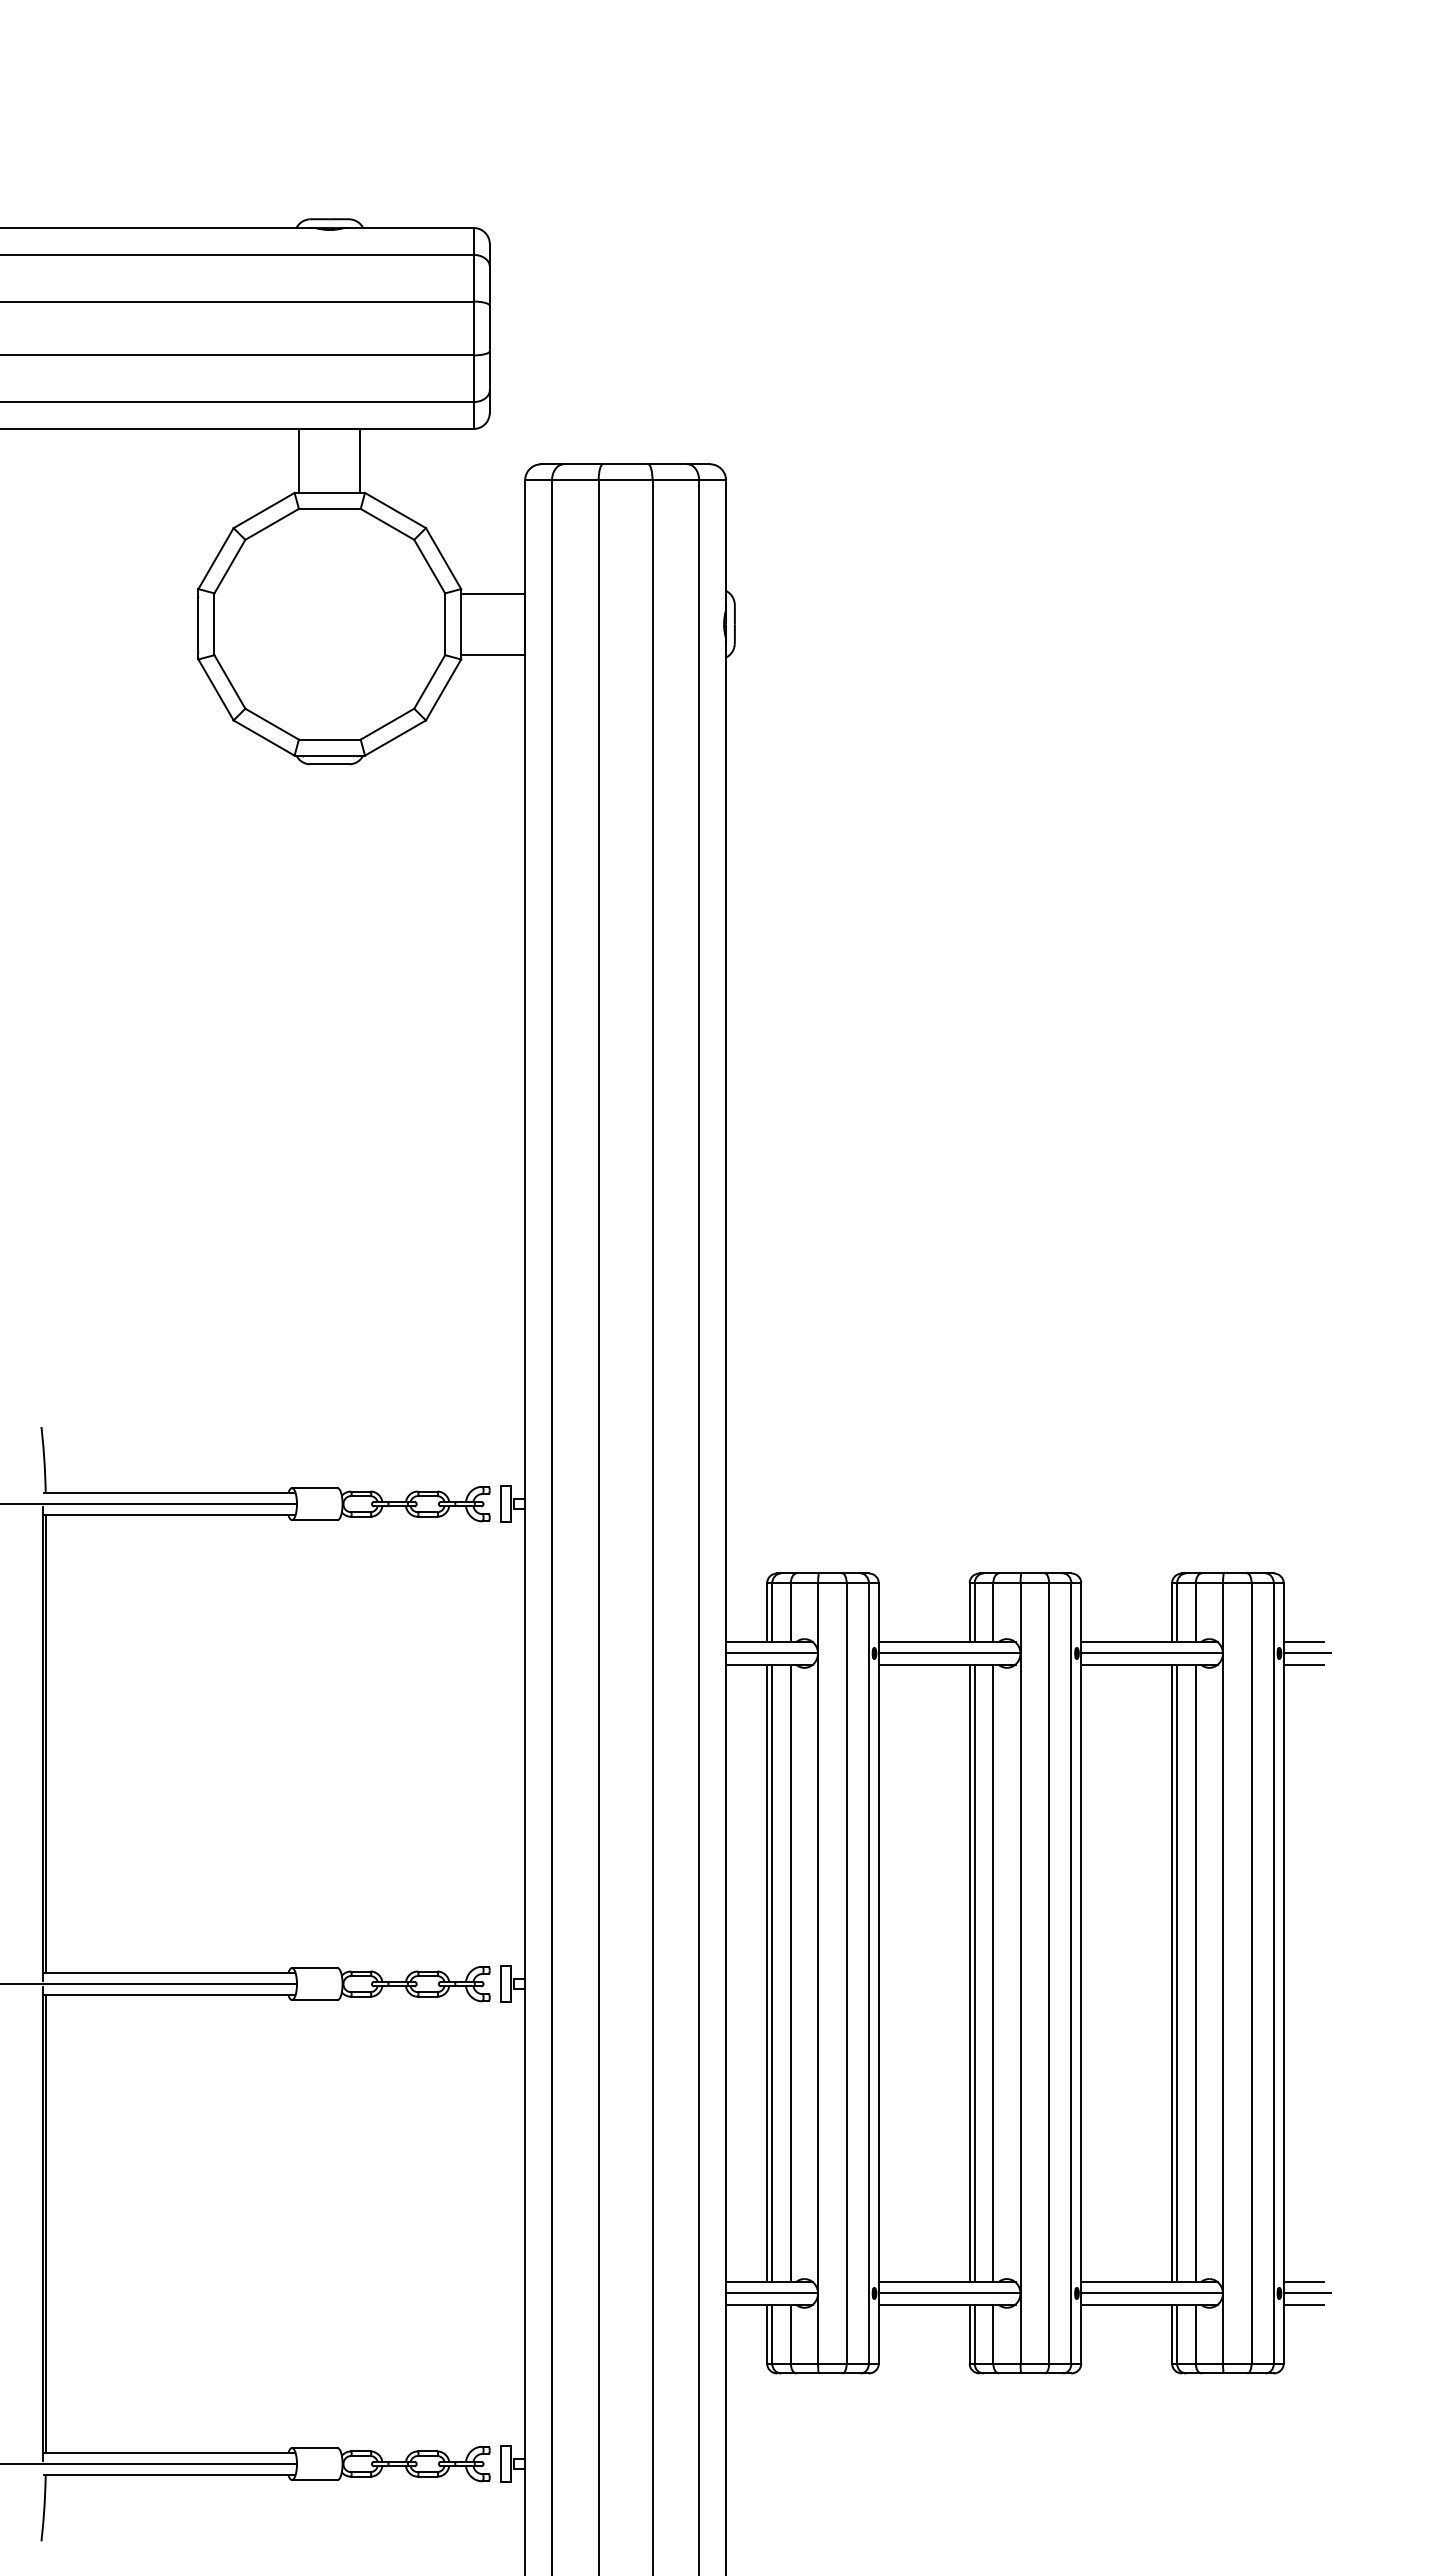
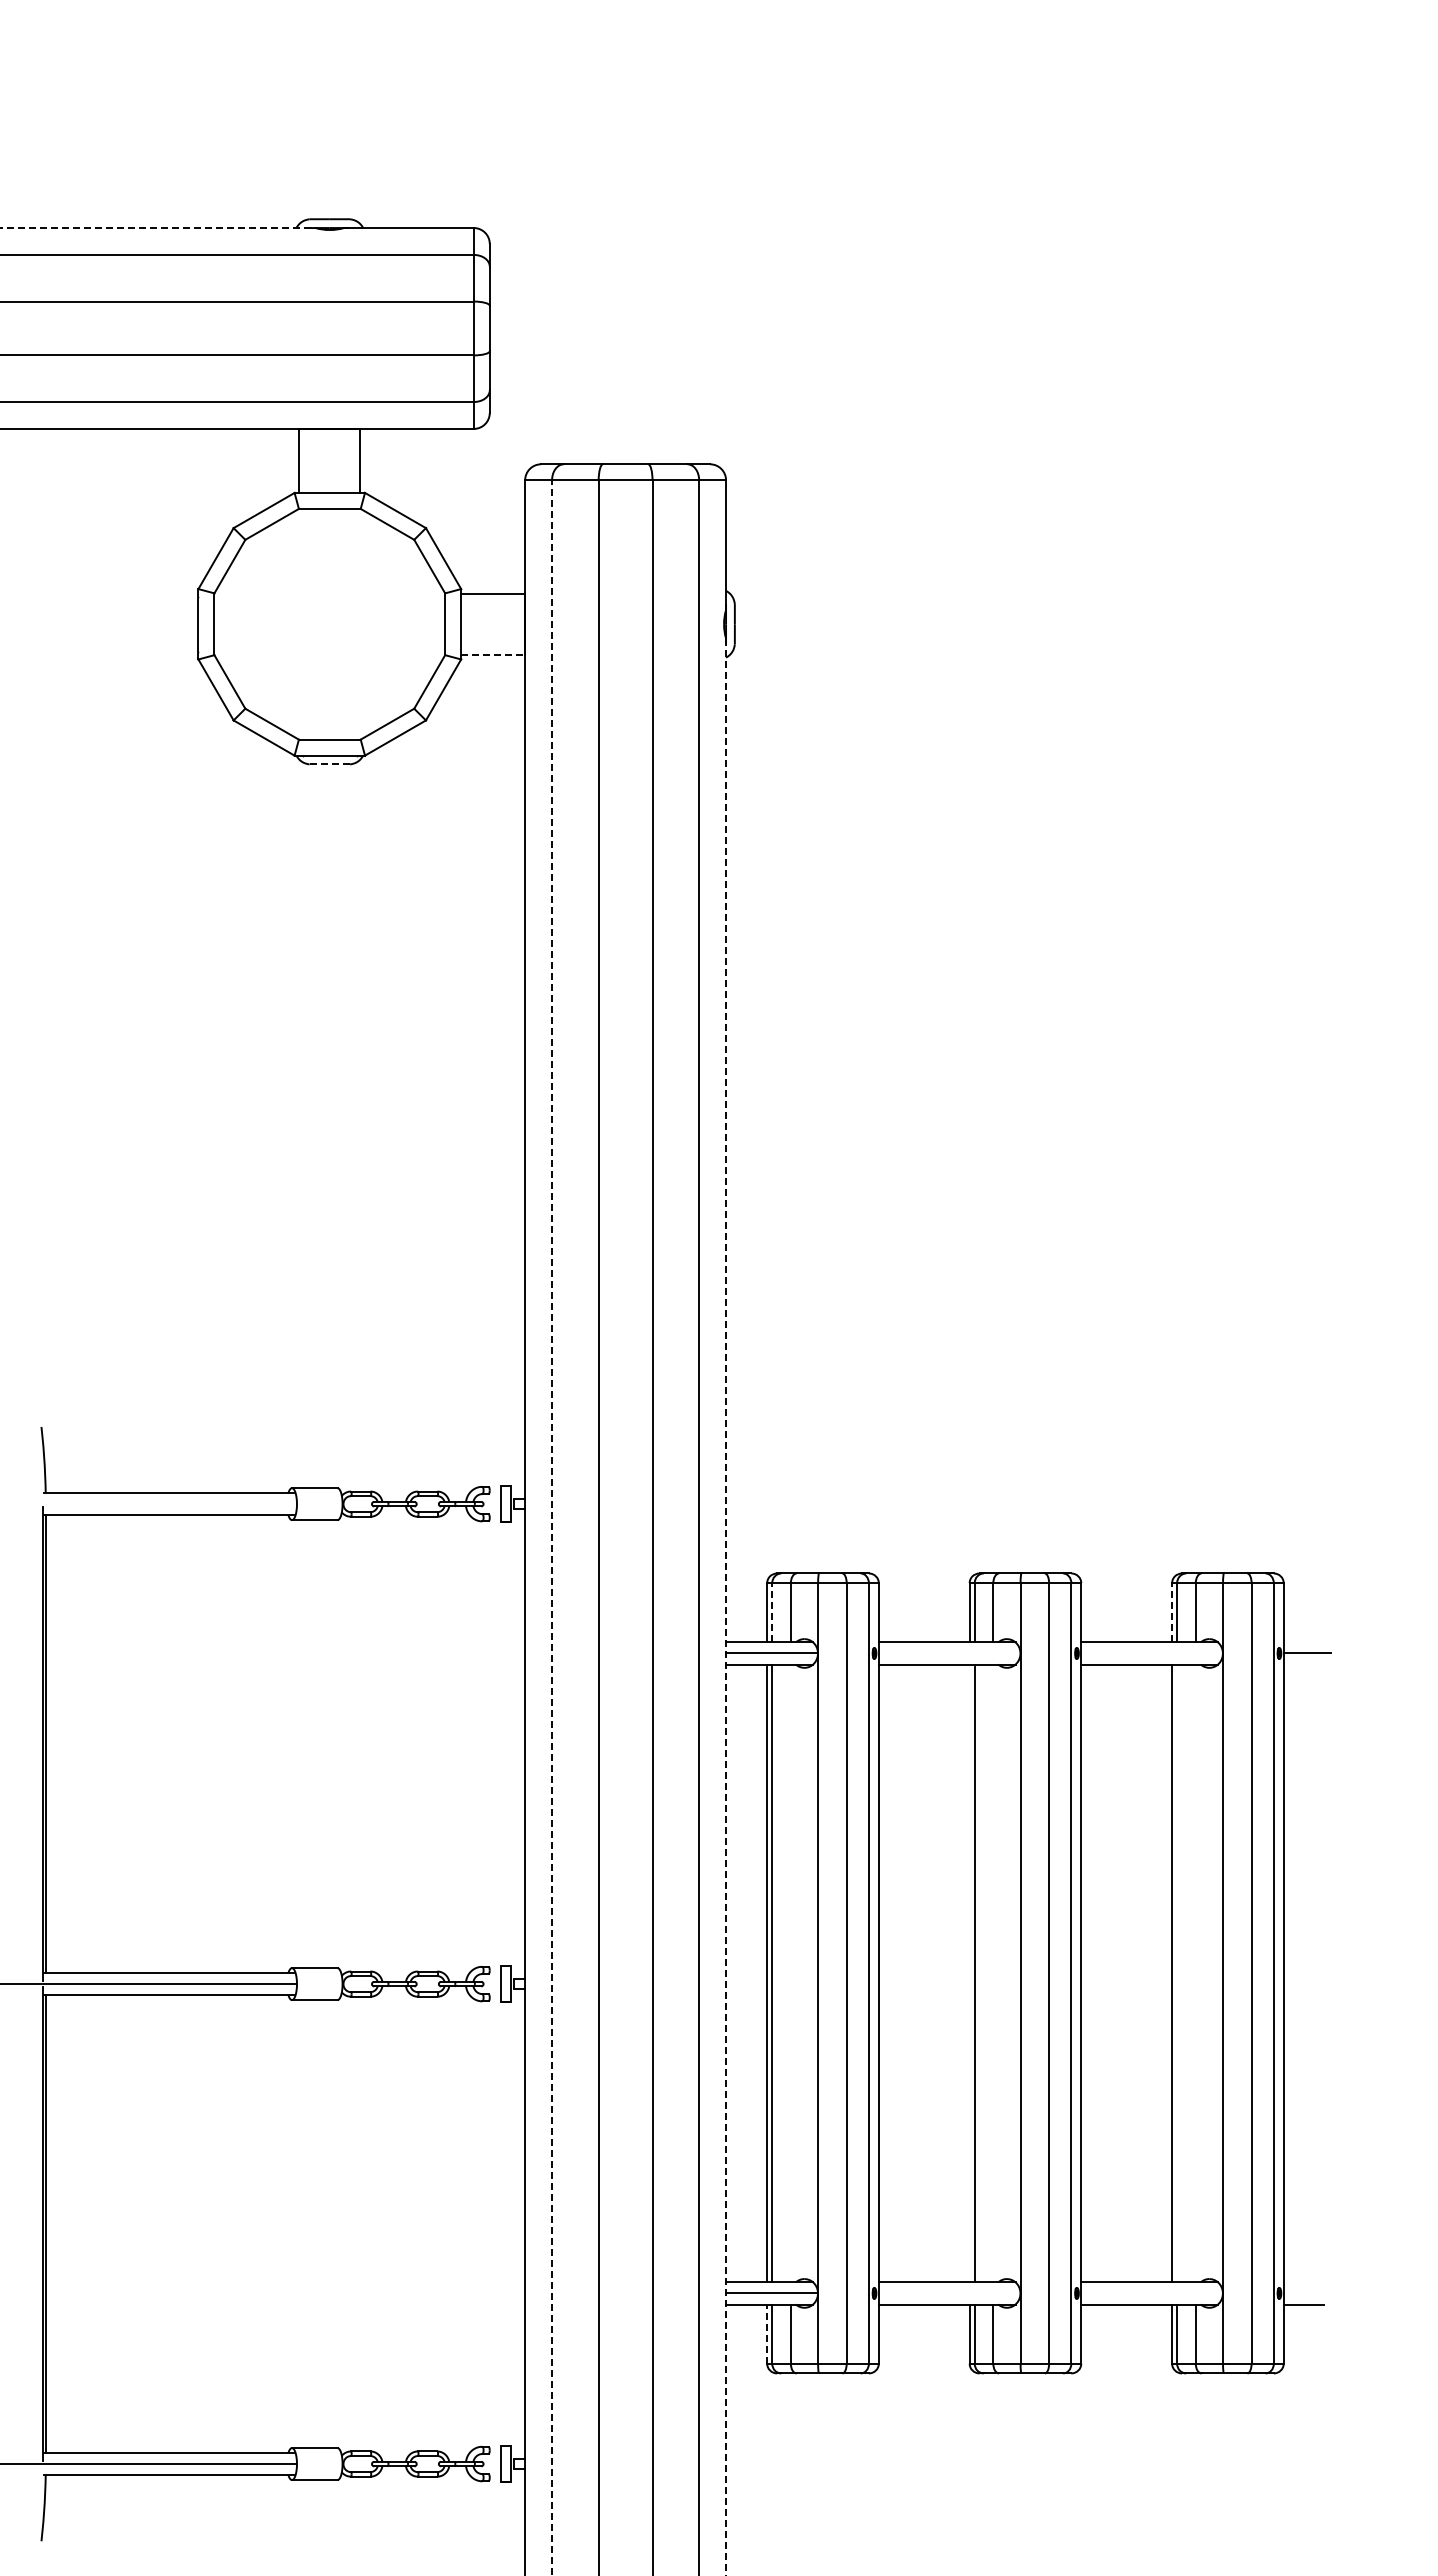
line: solid -> dashed (158, 228)
line: solid -> dashed (493, 654)
line: solid -> dashed (330, 764)
line: present -> none (149, 1504)
line: solid -> dashed (552, 1527)
line: solid -> dashed (726, 1606)
line: solid -> dashed (772, 1612)
line: solid -> dashed (1172, 1612)
line: present -> none (1303, 1642)
line: present -> none (949, 1653)
line: present -> none (1151, 1653)
line: present -> none (1303, 1664)
line: present -> none (790, 1973)
line: present -> none (969, 1973)
line: present -> none (993, 1973)
line: present -> none (1177, 1973)
line: present -> none (1195, 1973)
line: present -> none (1303, 2282)
line: present -> none (949, 2293)
line: present -> none (1151, 2293)
line: present -> none (1307, 2293)
line: solid -> dashed (767, 2334)
